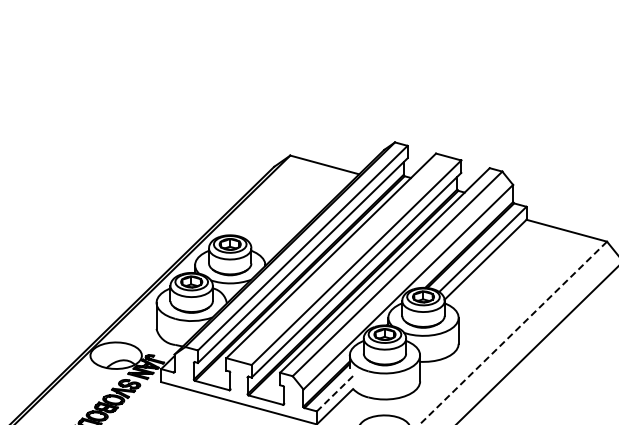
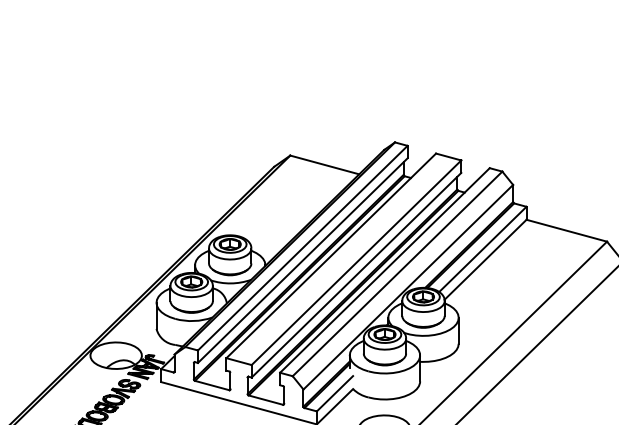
line: dashed -> solid (513, 333)
line: dashed -> solid (334, 394)
